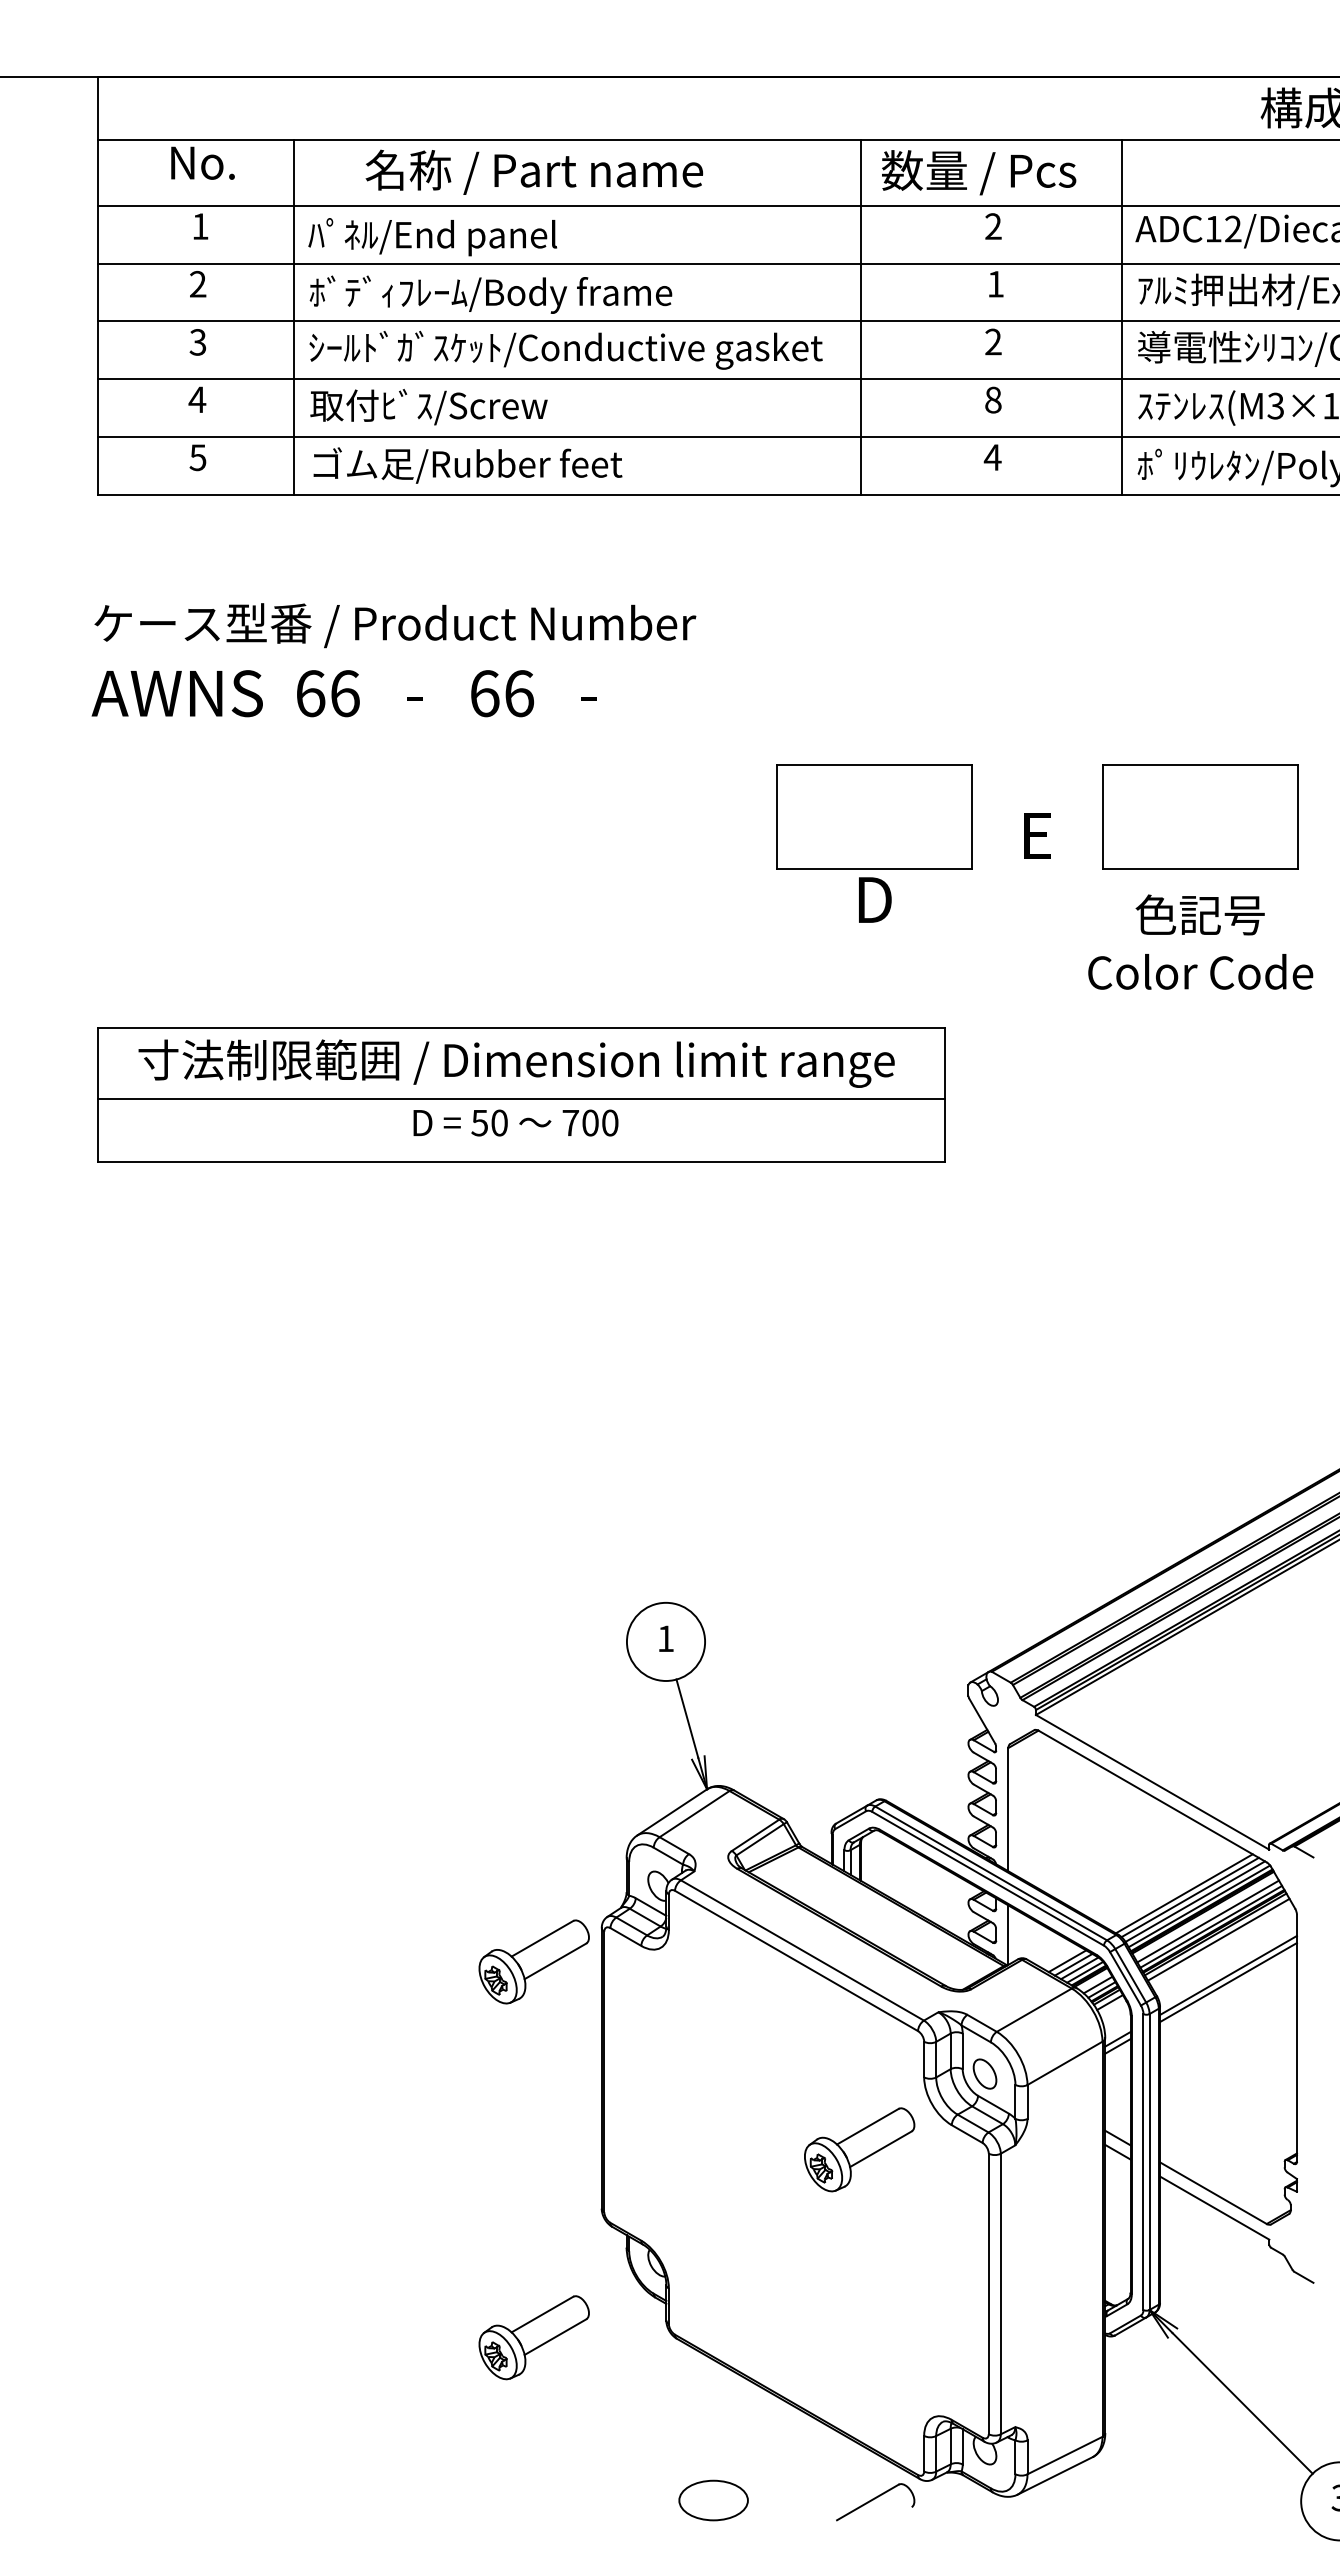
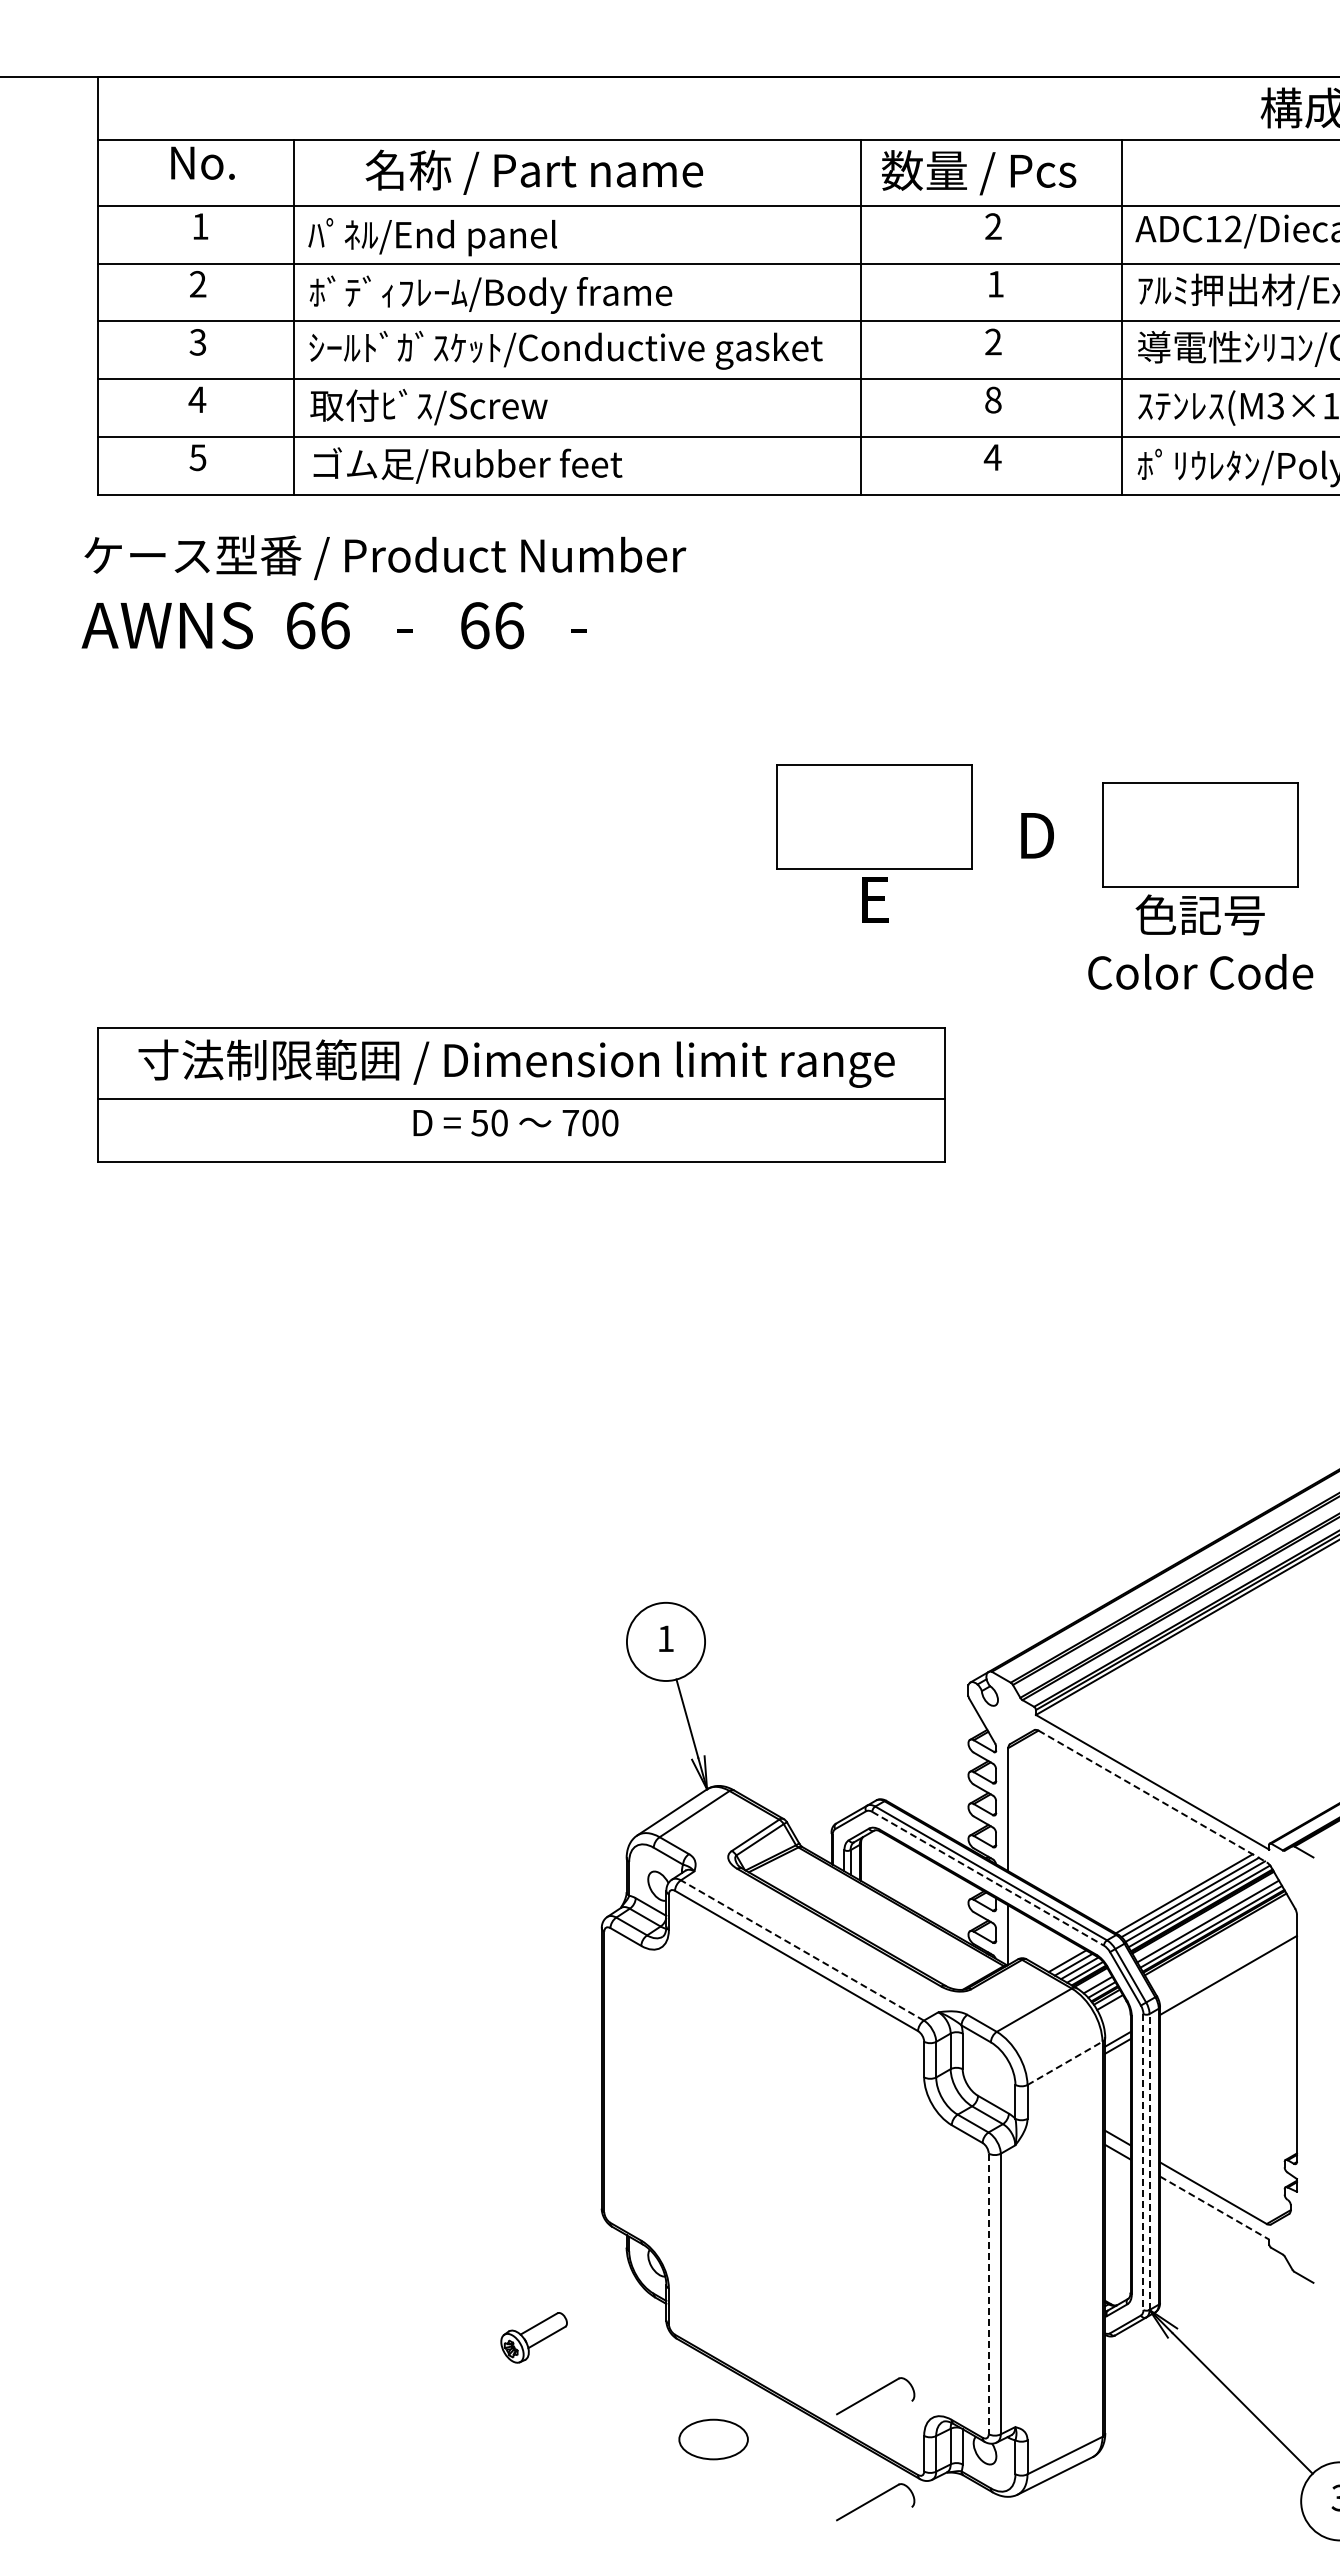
text position: (393, 660) -> (383, 592) (383, 592)
part position: (1200, 816) -> (1200, 834) (1200, 834)
text: E -> D (1037, 835)
text: D -> E (875, 899)
line: solid -> dashed (1152, 1796)
line: solid -> dashed (988, 1878)
line: present -> none (1218, 1939)
line: solid -> dashed (802, 1950)
part: present -> none (533, 1961)
line: present -> none (1228, 1982)
line: solid -> dashed (1065, 2063)
part: present -> none (984, 2073)
part: present -> none (859, 2149)
line: solid -> dashed (1143, 2162)
line: solid -> dashed (1149, 2162)
line: solid -> dashed (1215, 2208)
line: solid -> dashed (988, 2294)
part size: 112x86 px -> 68x52 px (533, 2337)
part: none -> present (875, 2396)
part position: (713, 2500) -> (713, 2439) (713, 2439)
